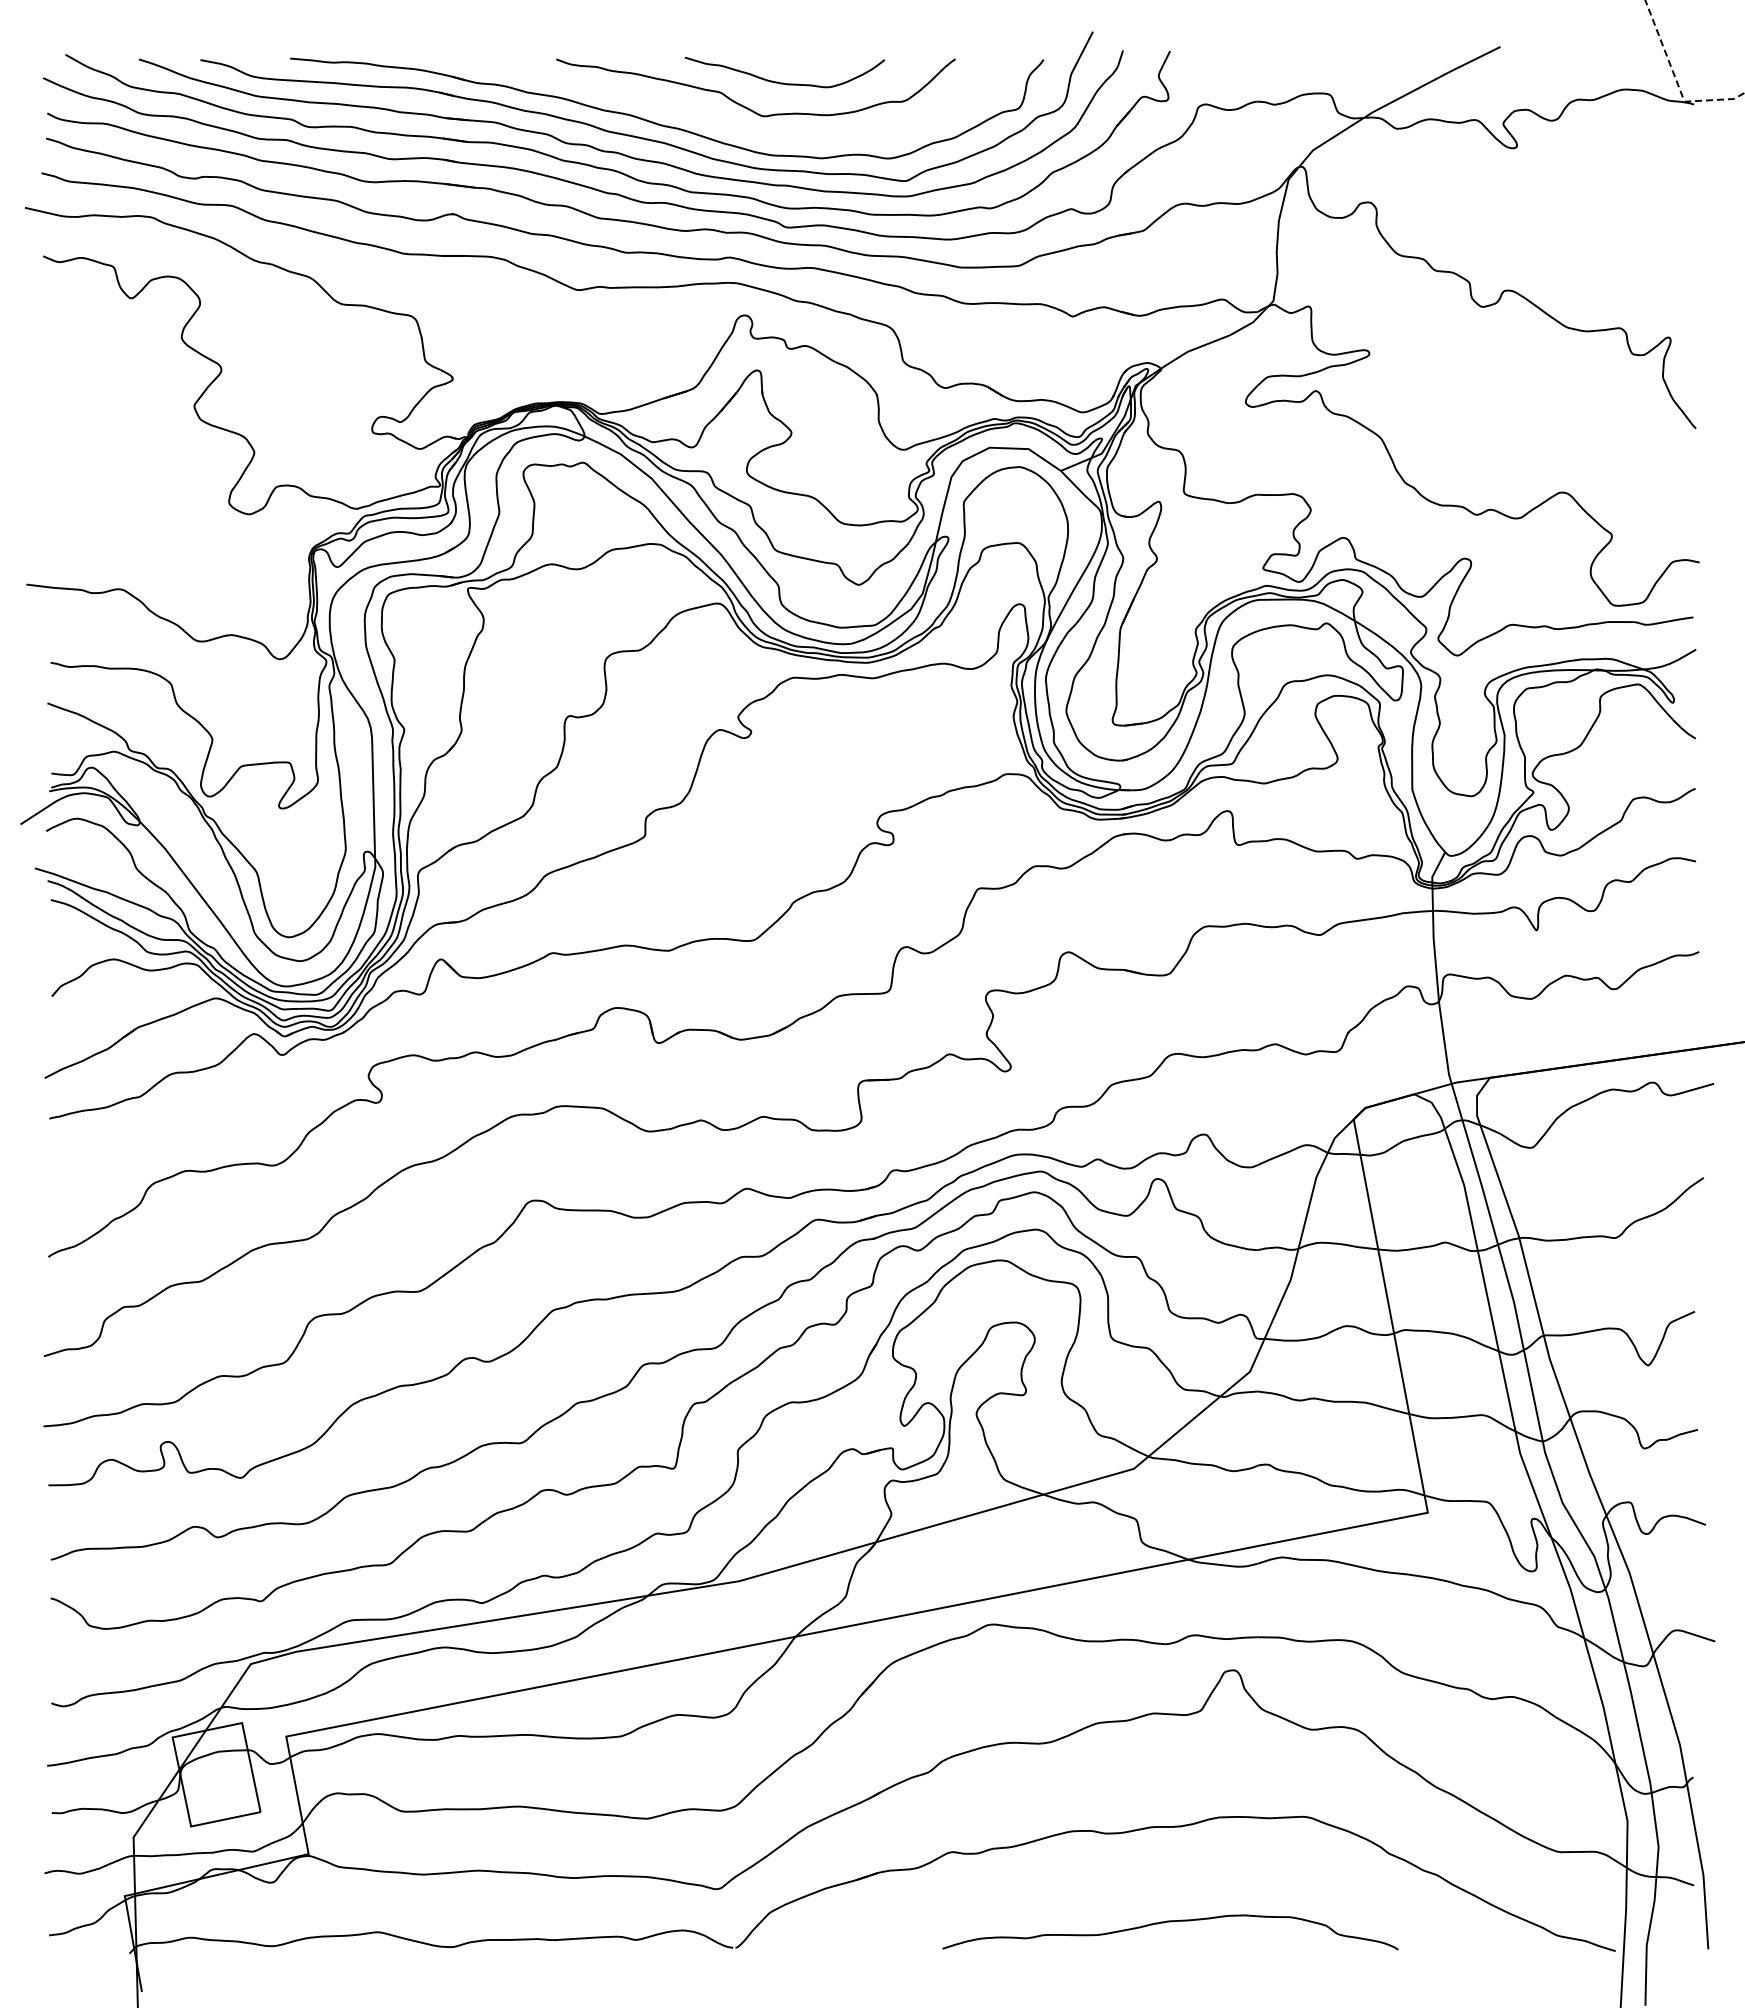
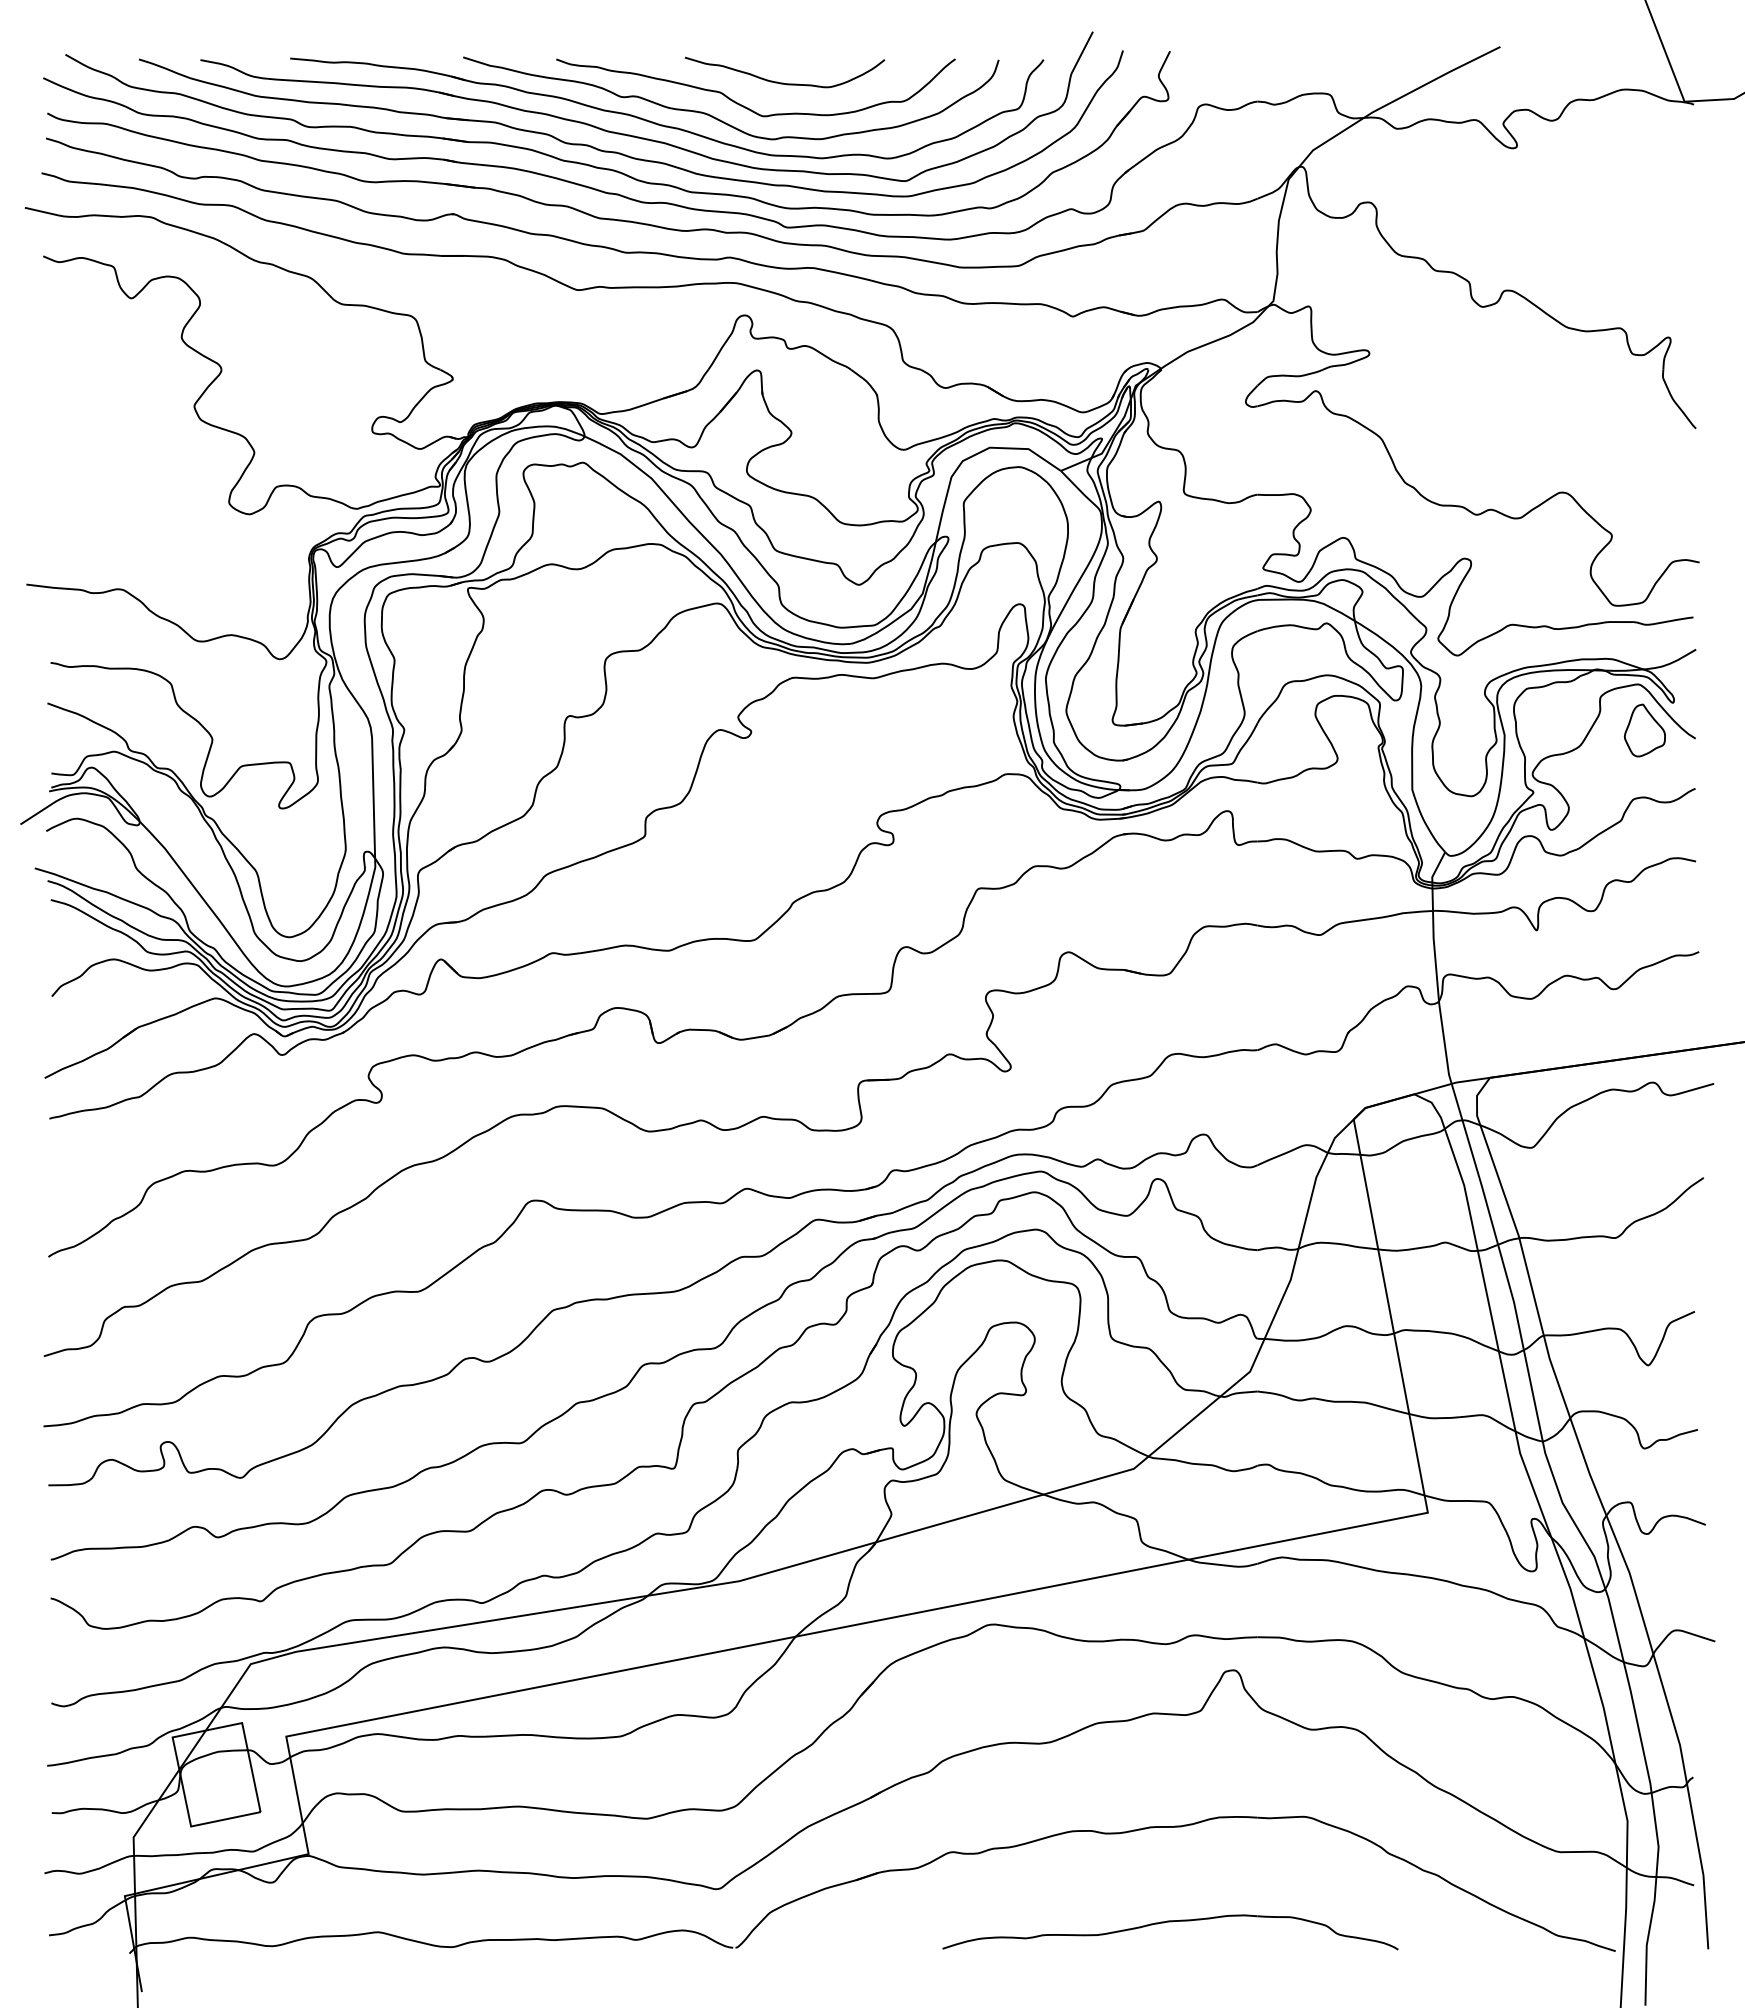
line: dashed -> solid (1676, 81)
curve: none -> present (720, 119)
part: none -> present (1644, 730)
